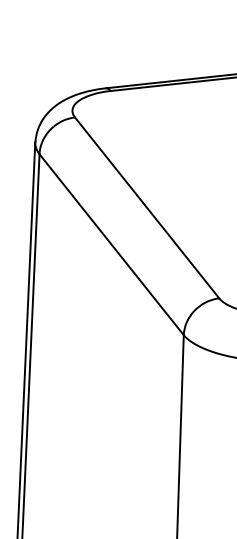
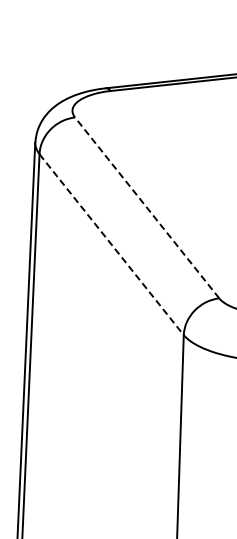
line: solid -> dashed (147, 207)
line: solid -> dashed (111, 244)
